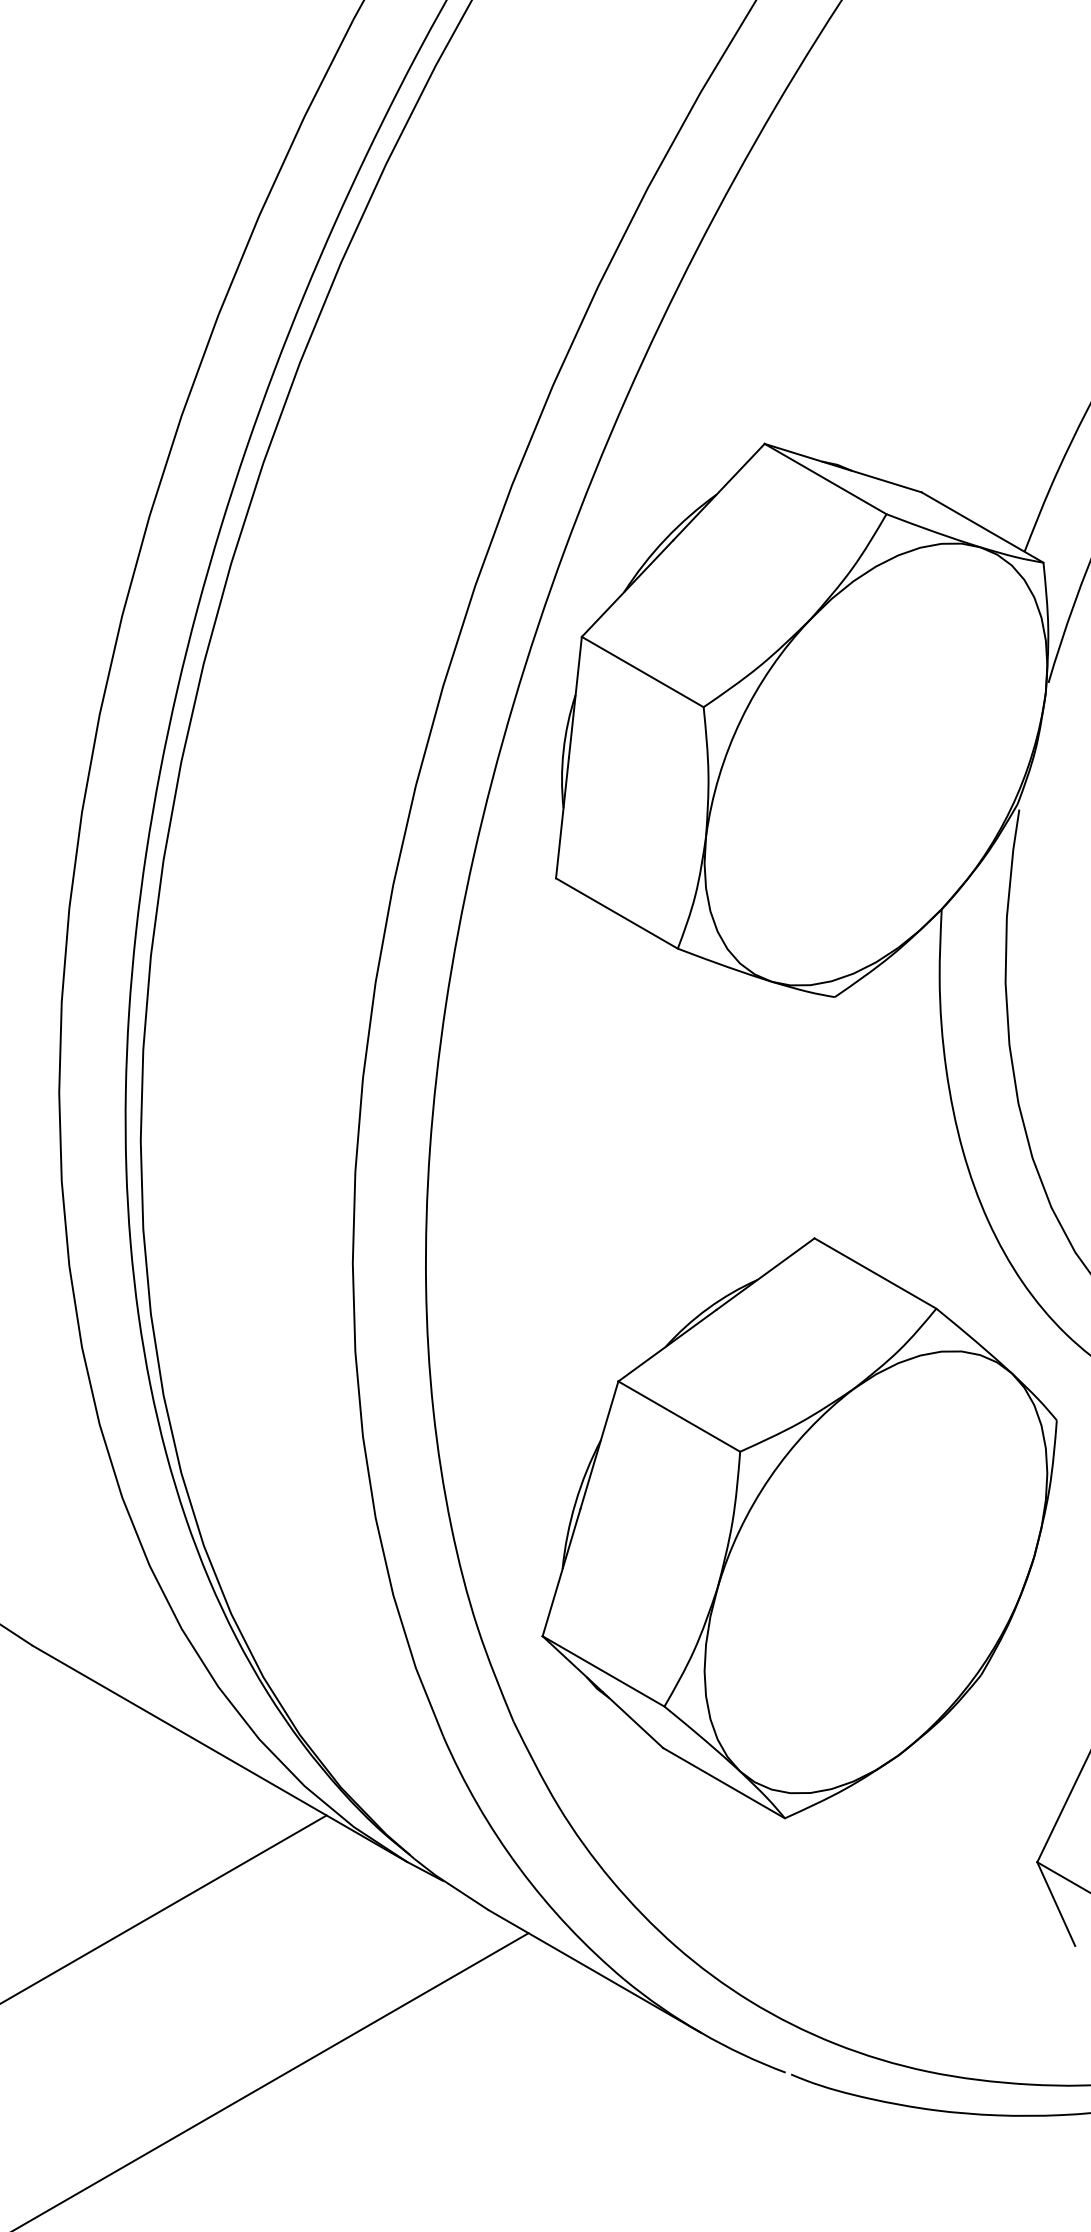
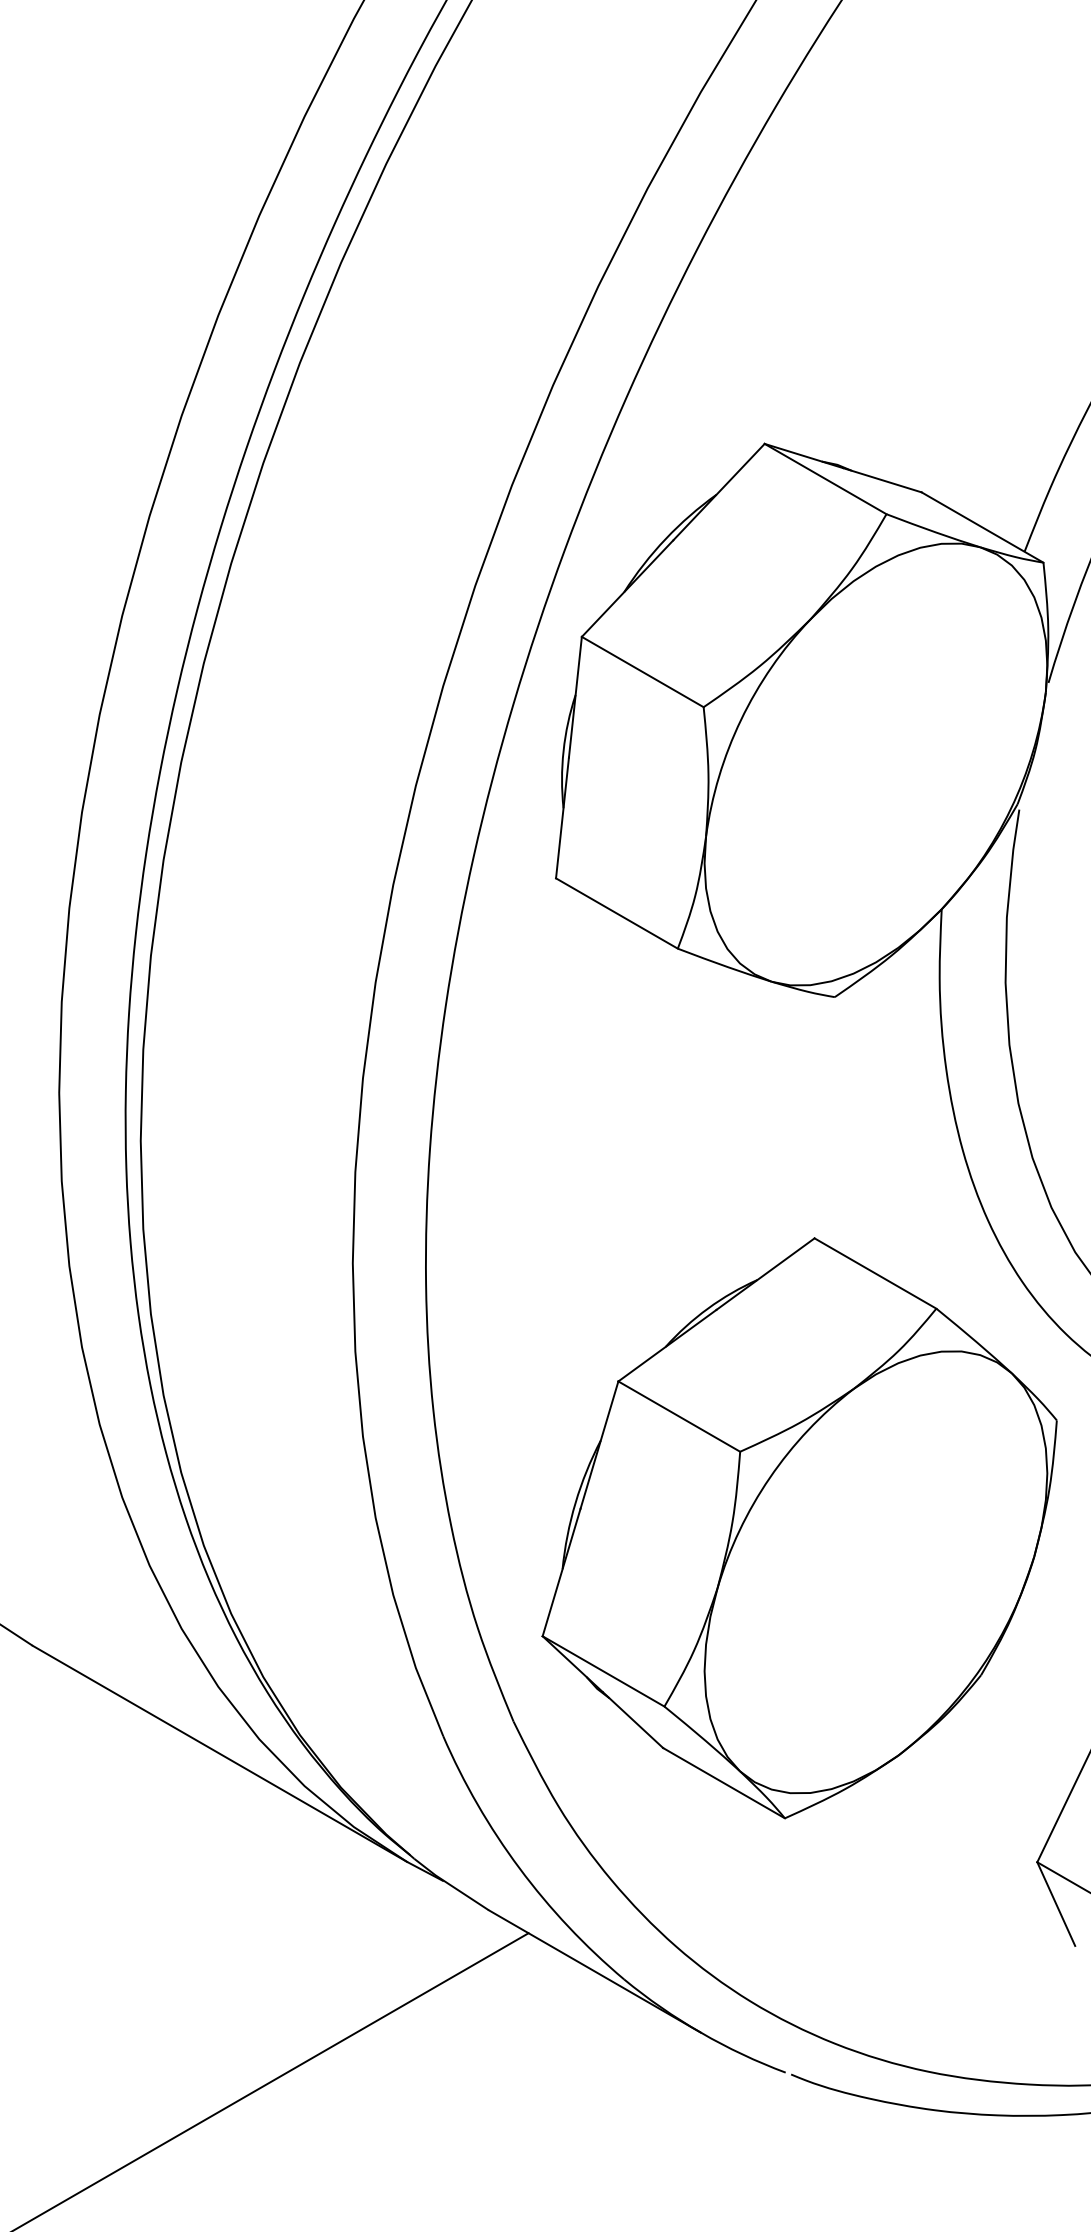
line: present -> none (164, 1908)
